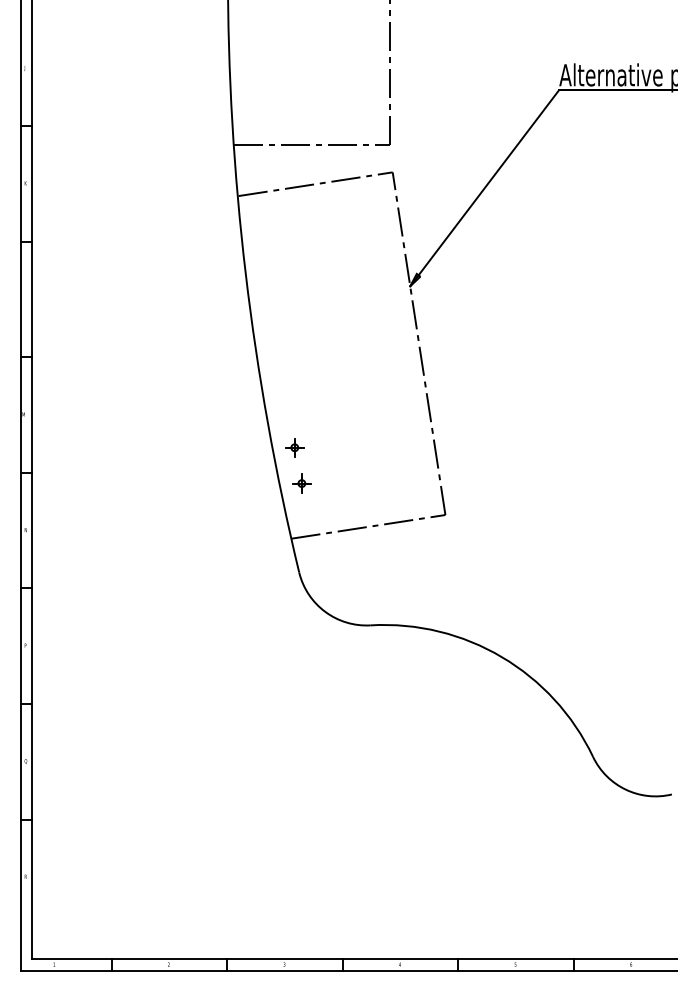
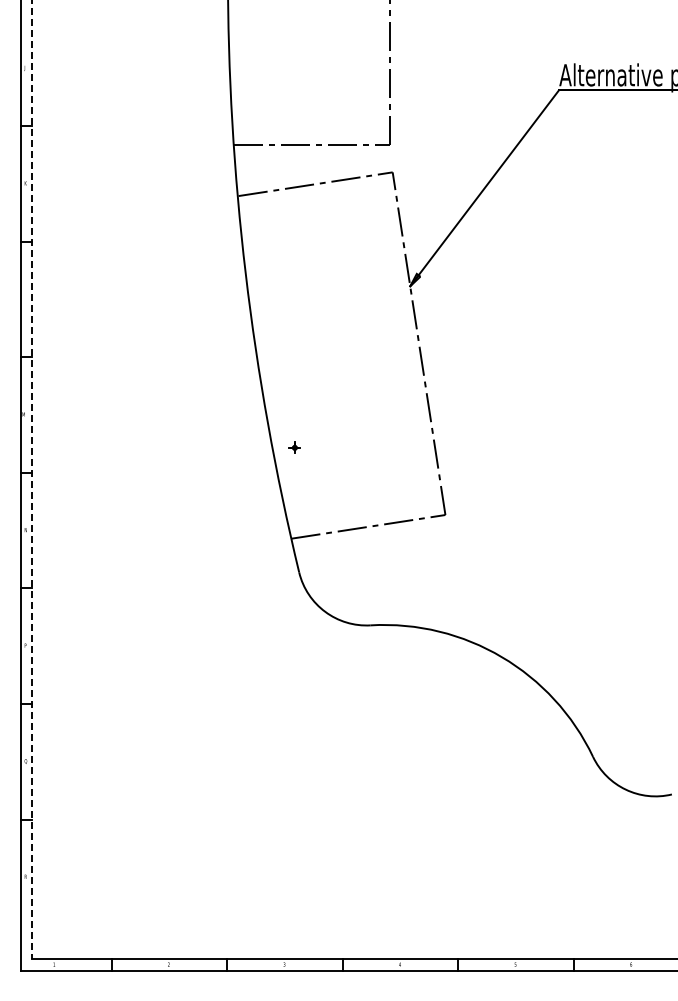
part size: 20x20 px -> 13x13 px (294, 447)
line: solid -> dashed (32, 480)
part: present -> none (301, 483)
